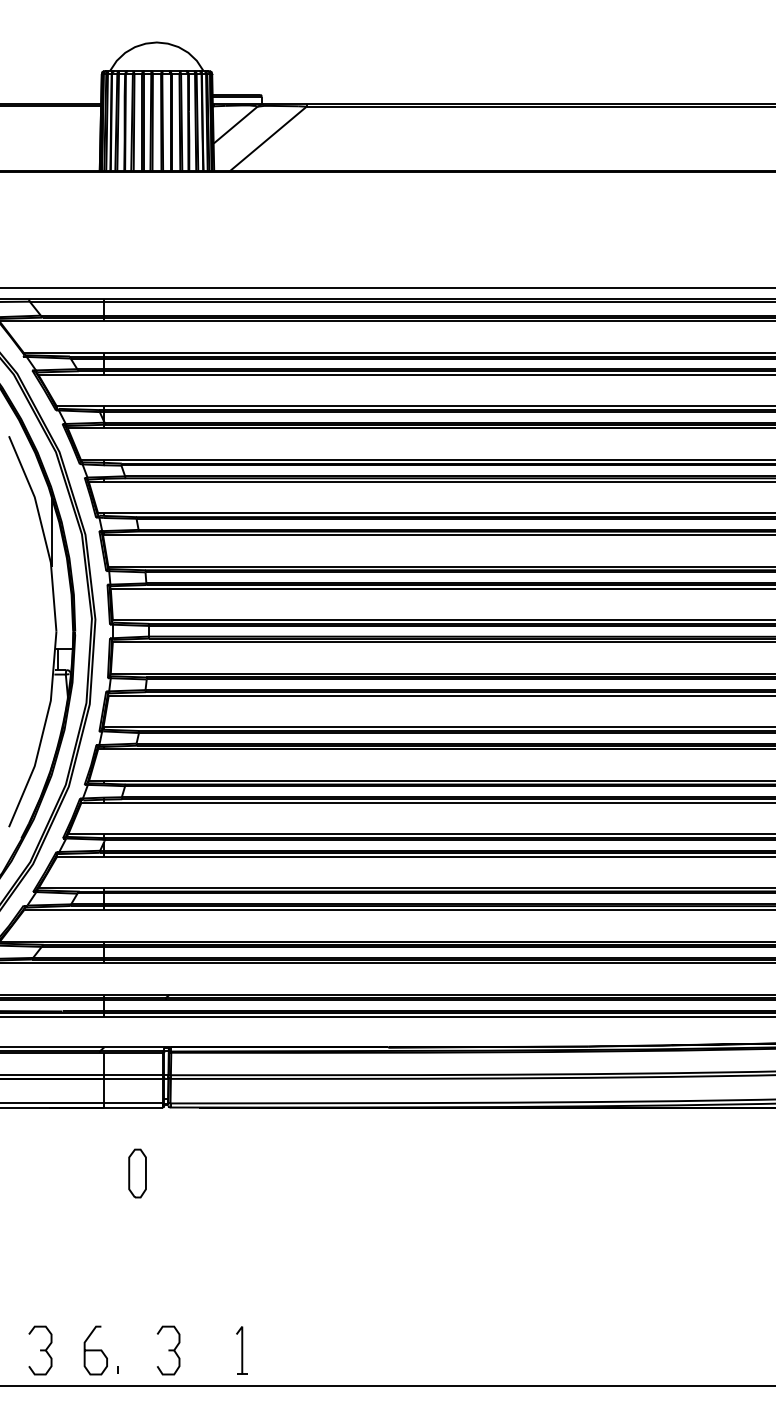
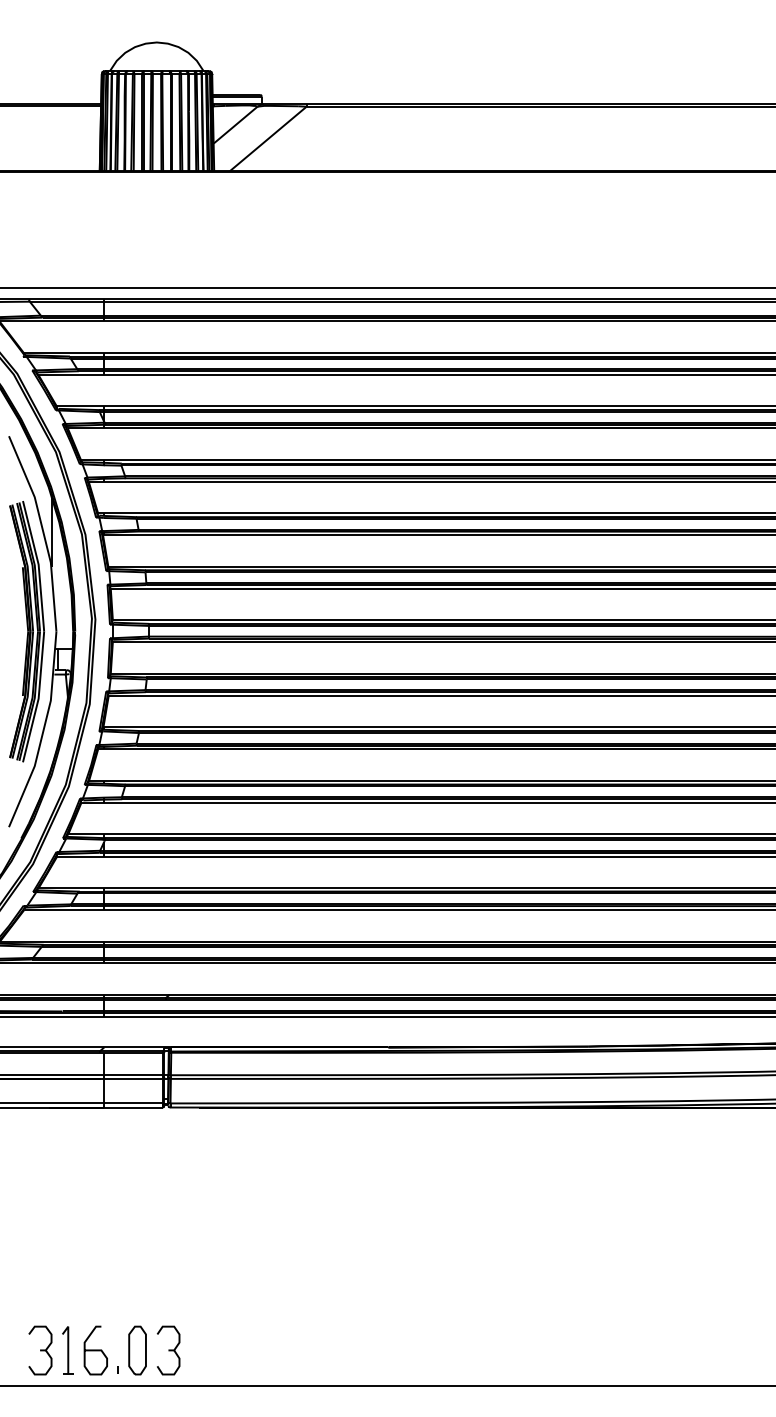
part: none -> present (26, 631)
part position: (137, 1173) -> (137, 1350) (137, 1350)
part position: (241, 1350) -> (67, 1350) (67, 1350)
